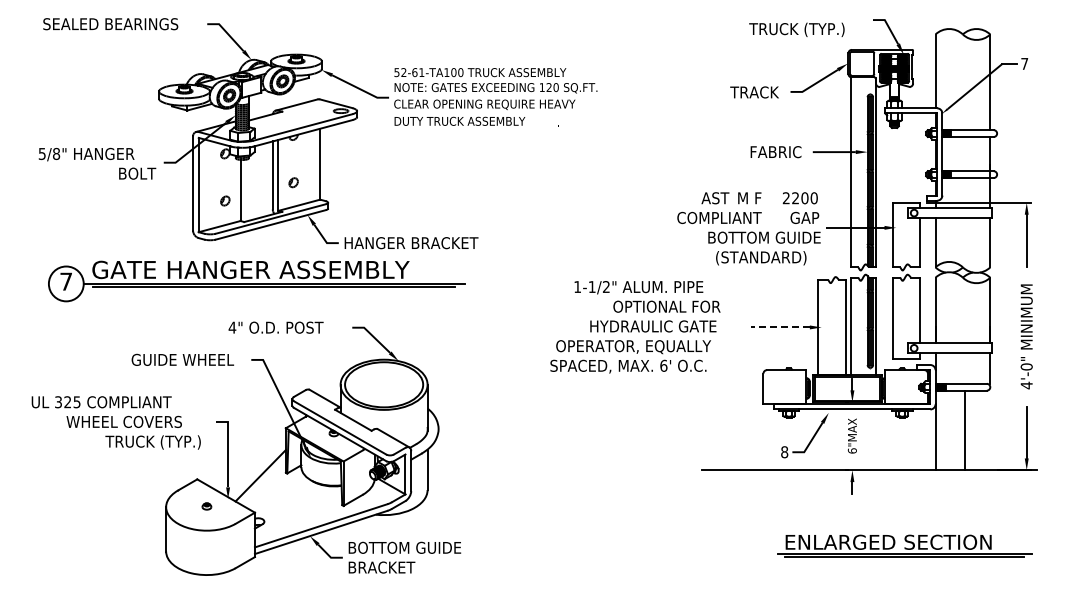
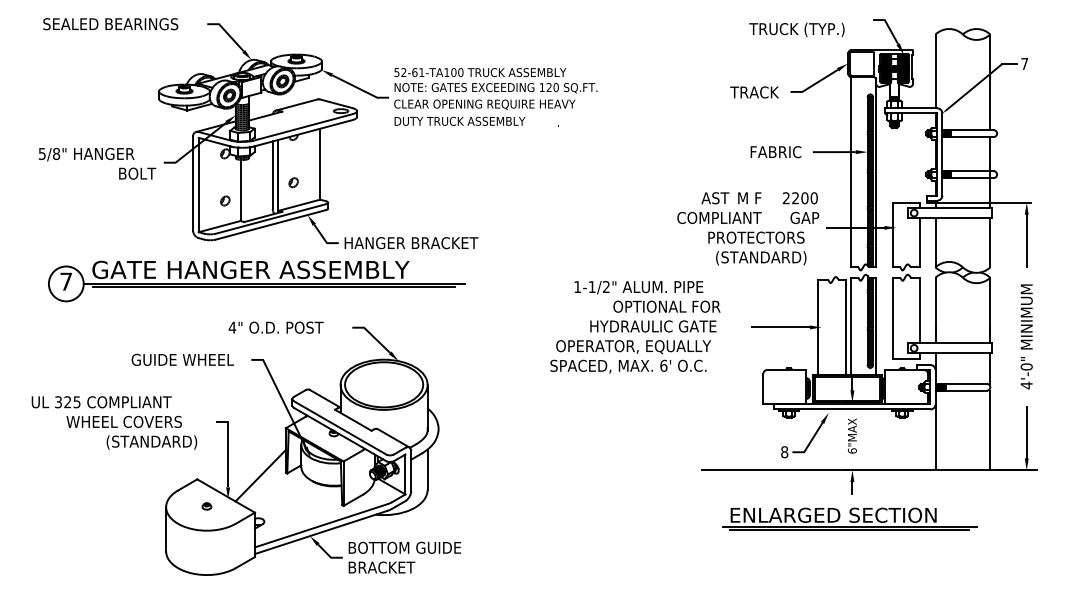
text: BOTTOM GUIDE -> PROTECTORS (764, 237)
line: dashed -> solid (779, 327)
line position: (965, 430) -> (990, 430) (990, 430)
text: TRUCK (TYP.) -> (STANDARD) (152, 442)
part position: (904, 545) -> (849, 518) (849, 518)
